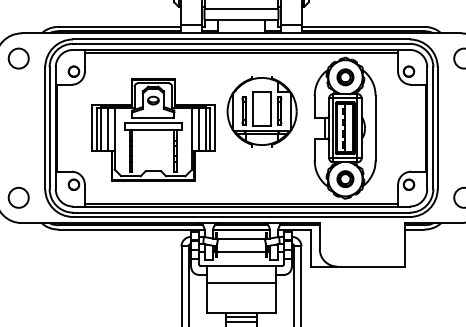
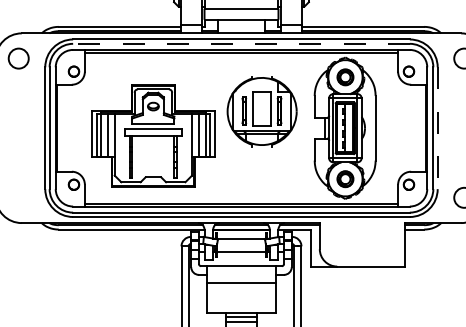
line: solid -> dashed (241, 43)
line: solid -> dashed (437, 128)
part position: (153, 129) -> (153, 135) (153, 135)
circle: present -> none (18, 197)
